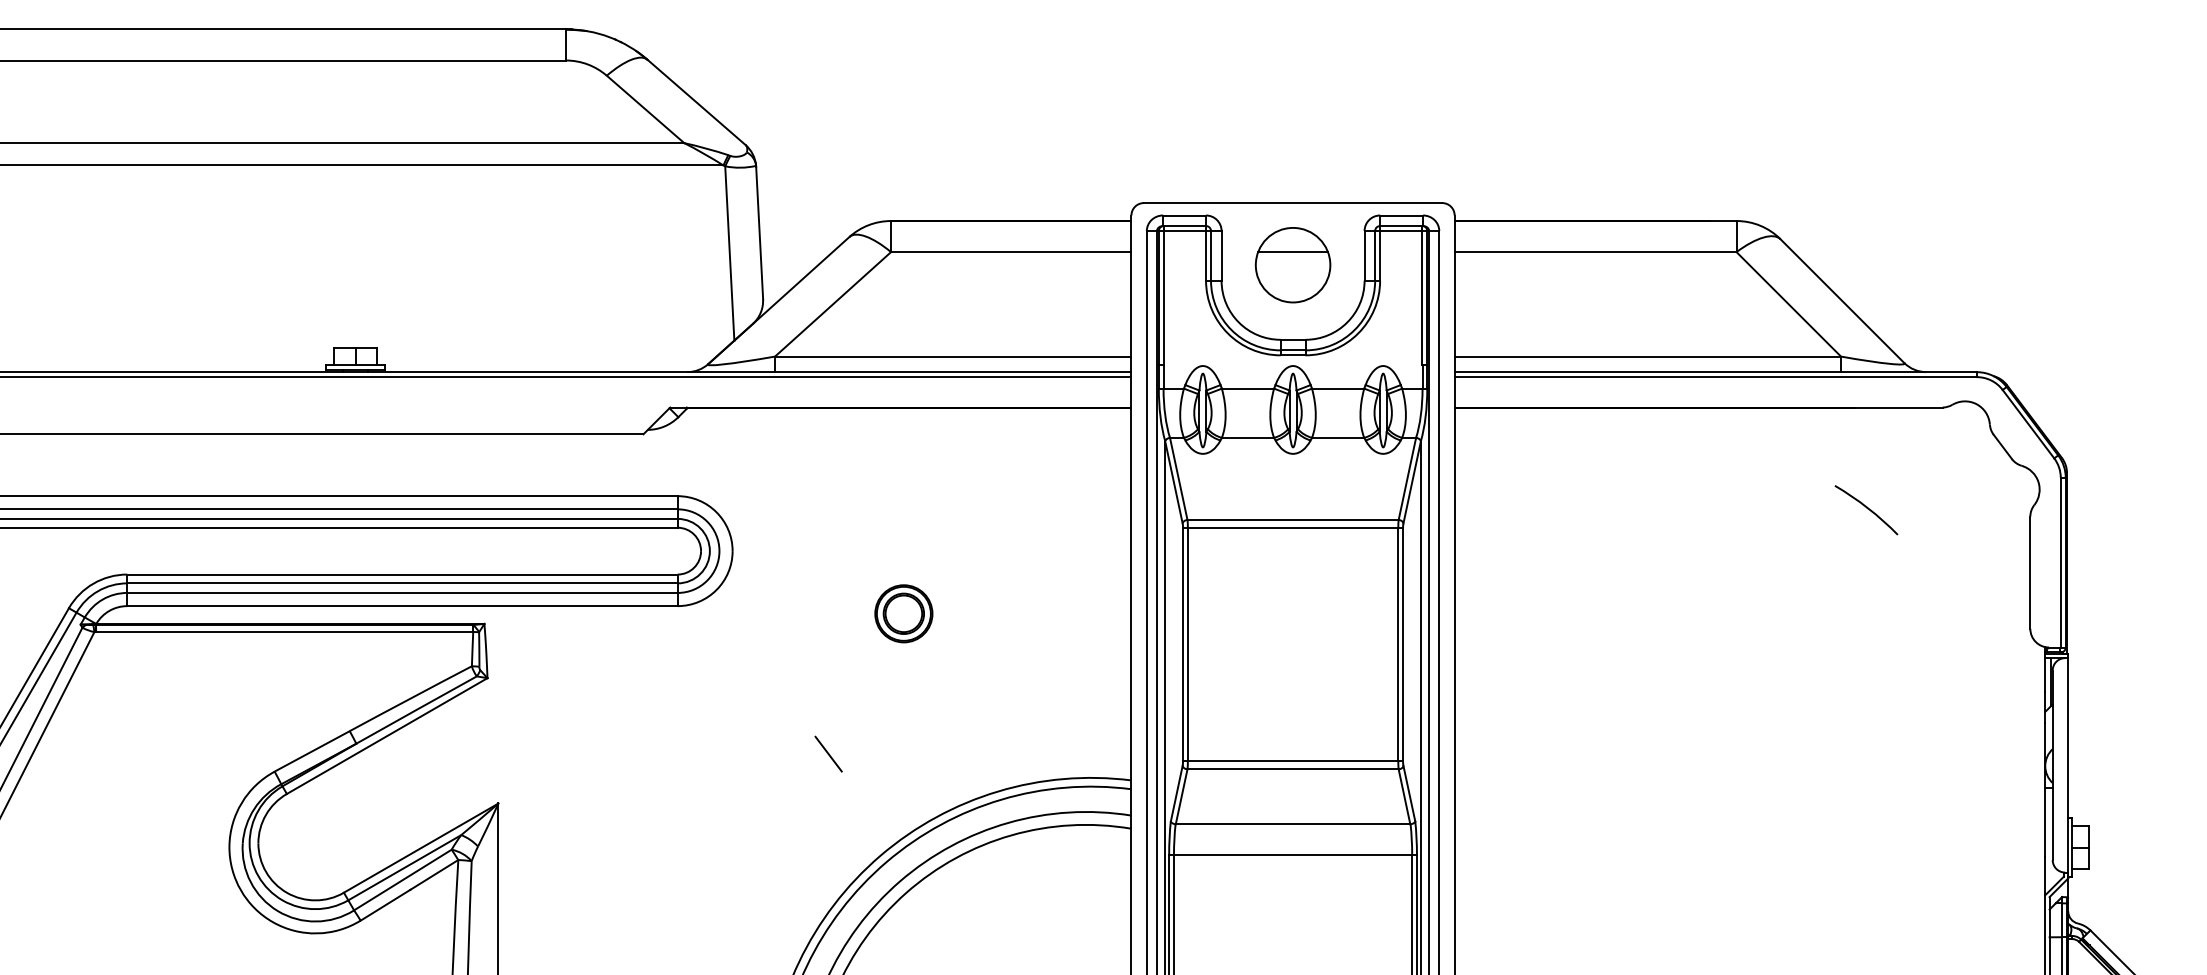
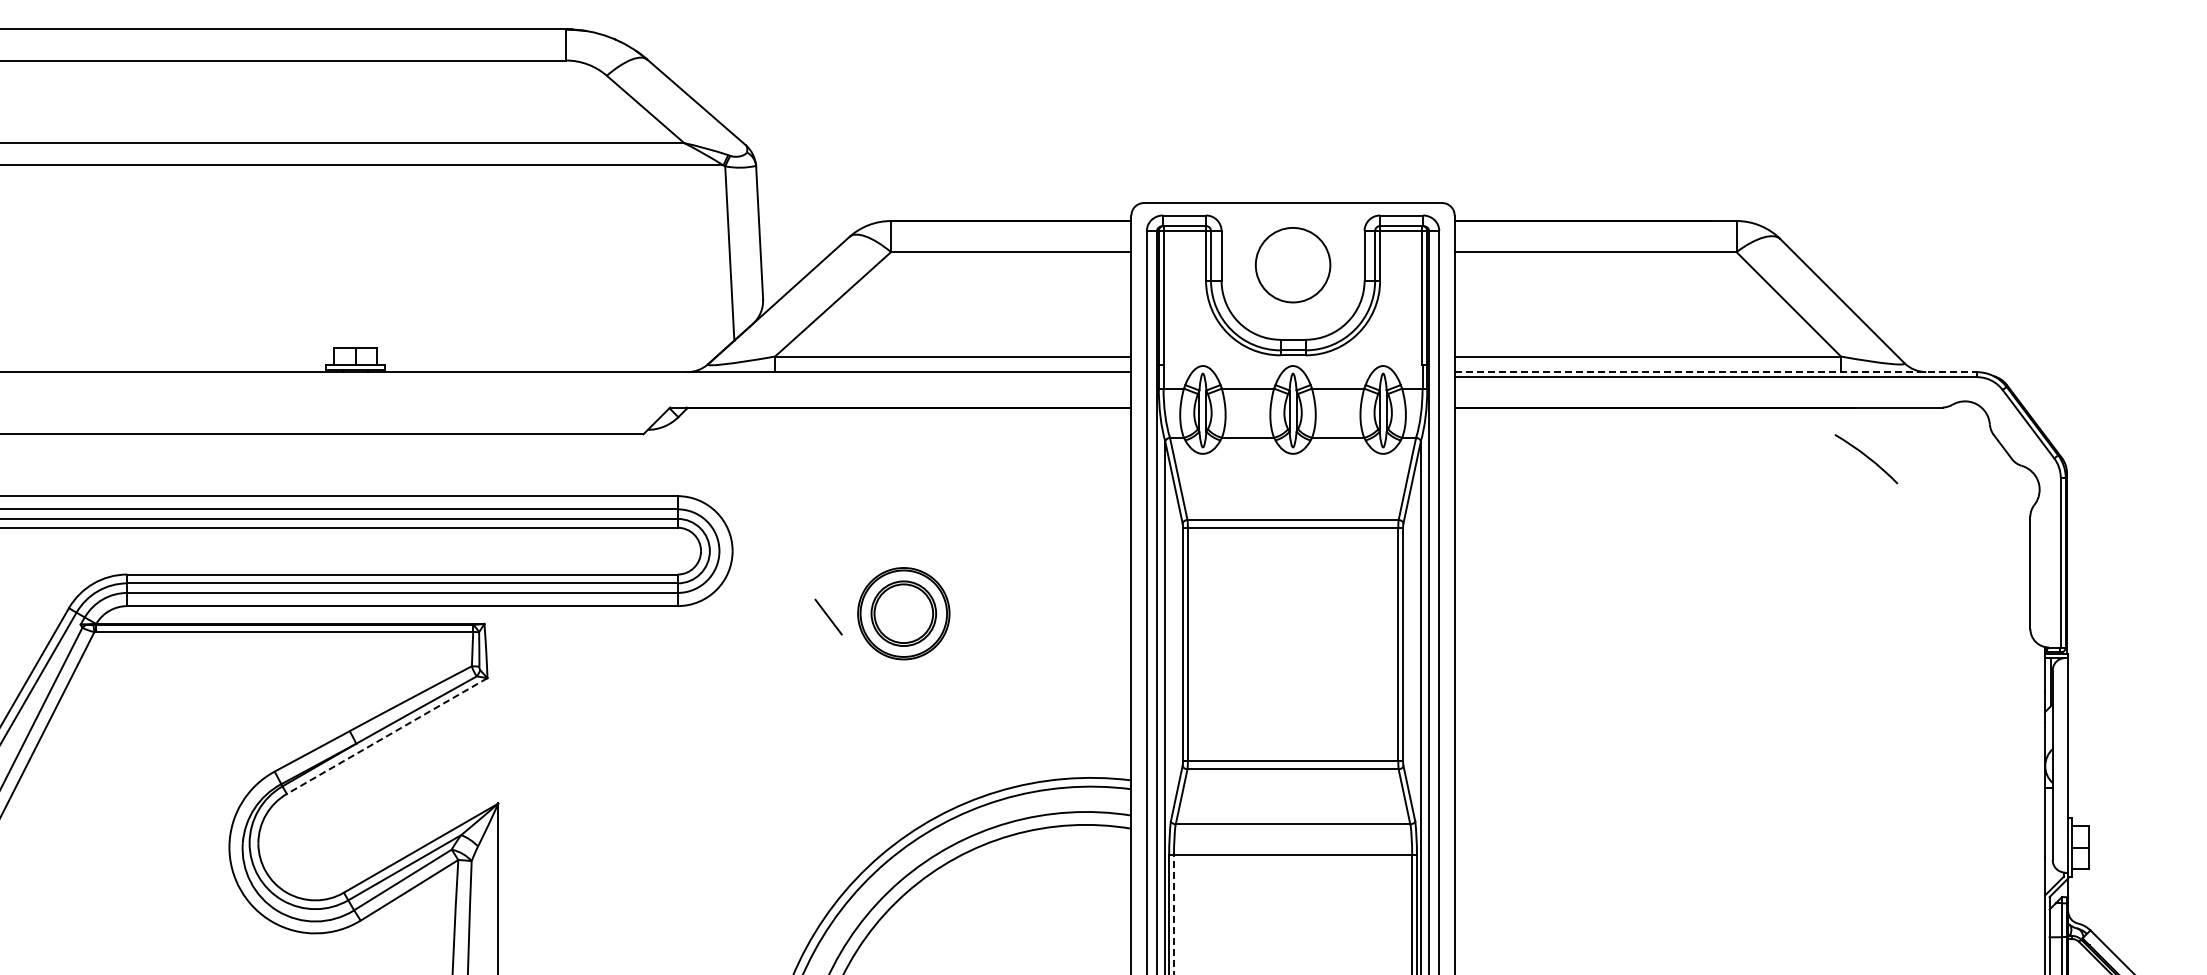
line: present -> none (1293, 252)
line: solid -> dashed (1716, 372)
line: present -> none (566, 377)
arc position: (1867, 509) -> (1867, 458) (1867, 458)
part size: 60x60 px -> 94x94 px (903, 613)
line: solid -> dashed (387, 736)
line position: (828, 753) -> (828, 616) (828, 616)
line: solid -> dashed (1174, 914)
